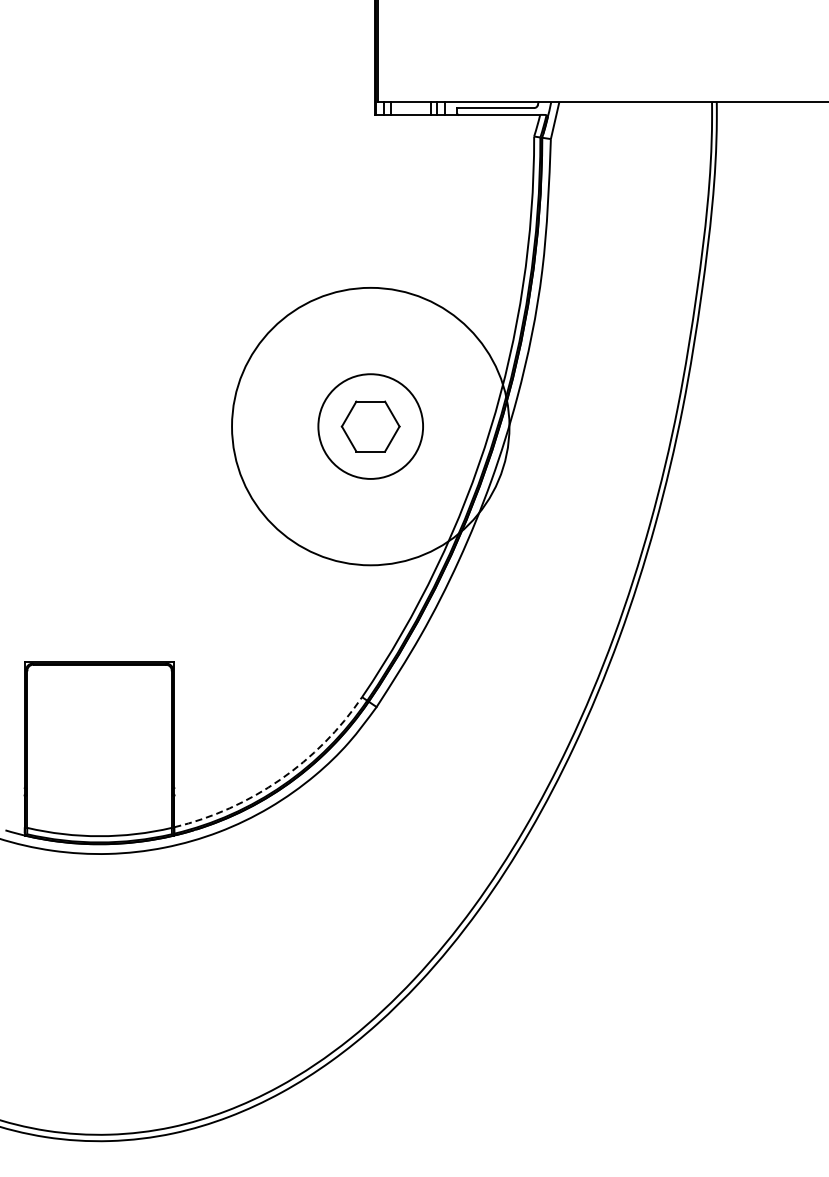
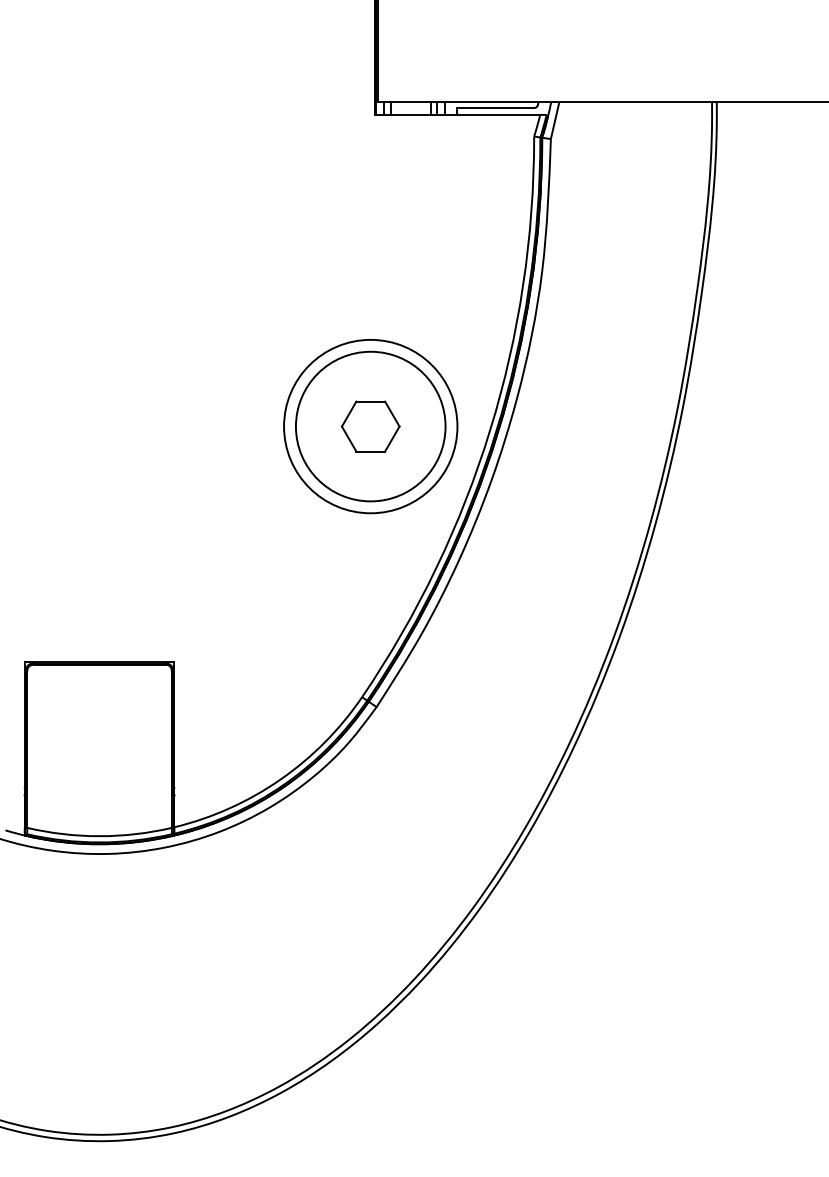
circle diameter: 105 px -> 150 px (370, 426)
circle diameter: 277 px -> 173 px (370, 426)
arc: dashed -> solid (280, 779)
